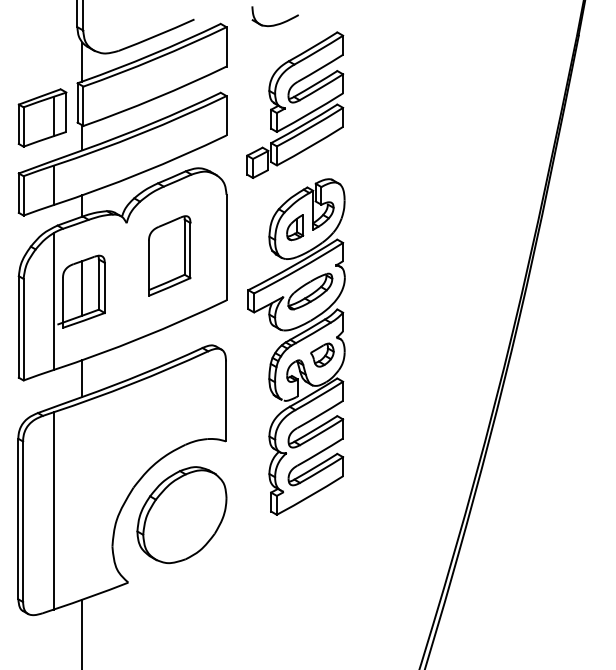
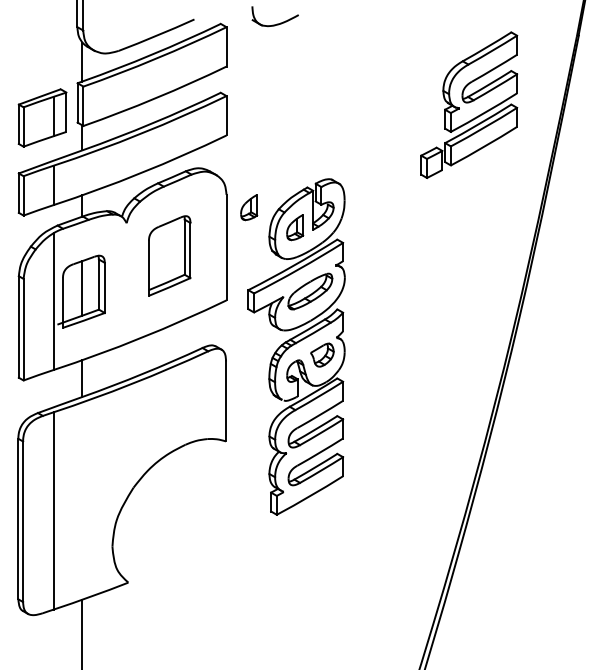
part position: (295, 104) -> (469, 104) (469, 104)
part: none -> present (249, 207)
part: present -> none (181, 515)
